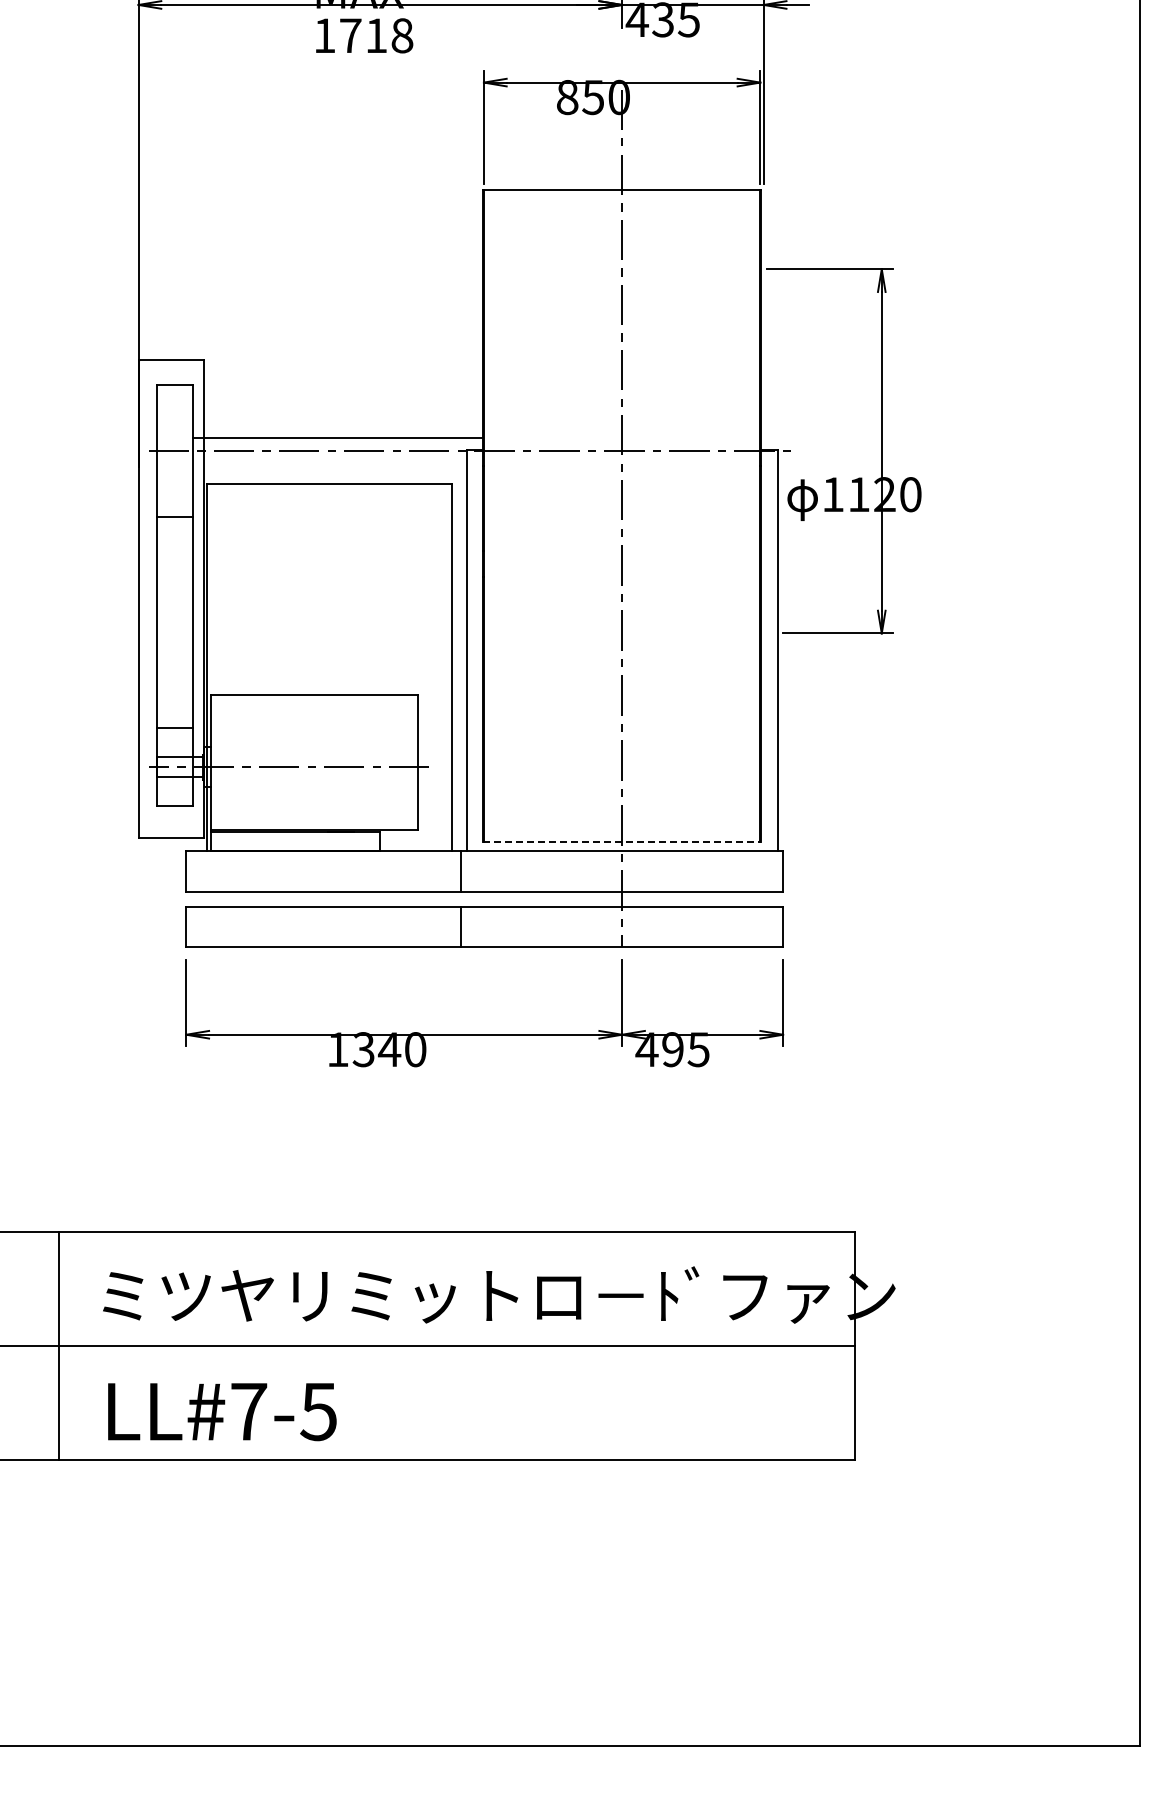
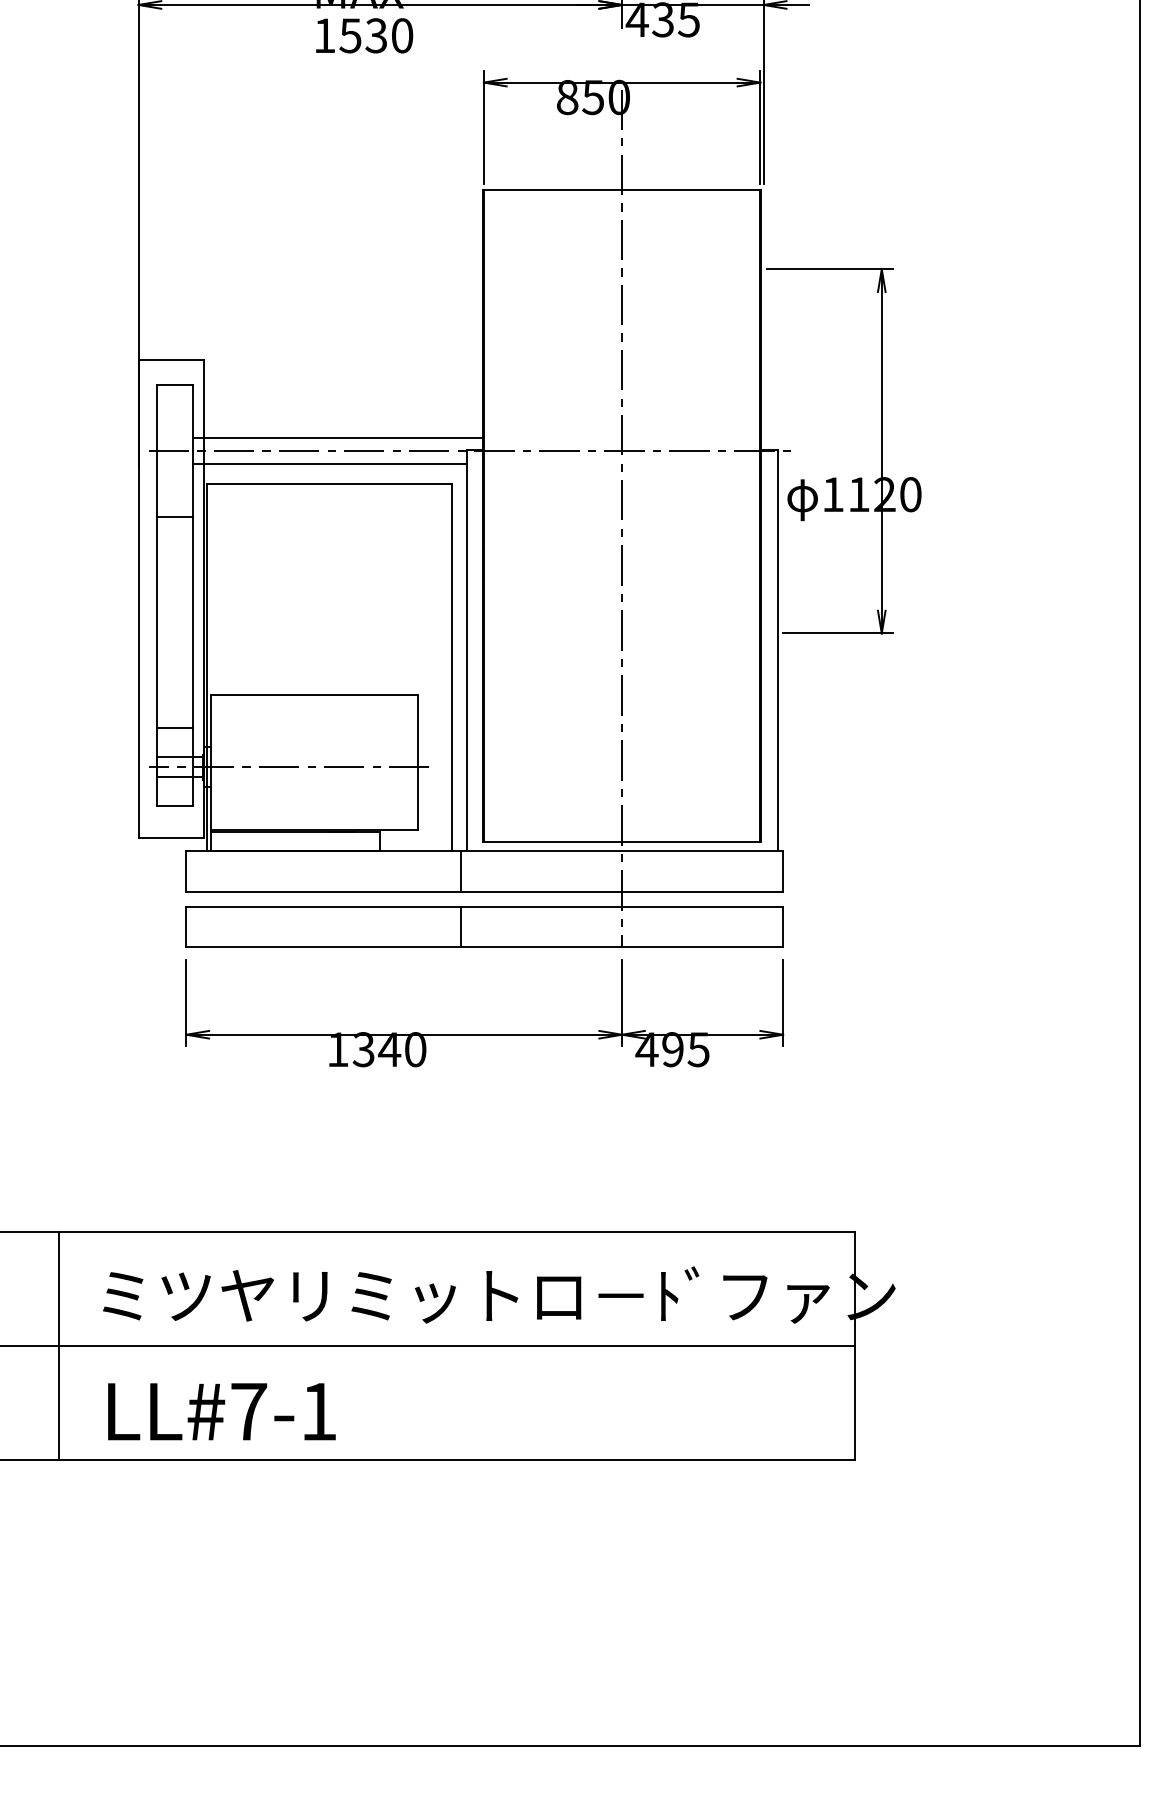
text: 1718 -> 1530 (376, 35)
line: none -> present (329, 464)
line: dashed -> solid (621, 841)
text: LL#7-5 -> LL#7-1 (318, 1412)
